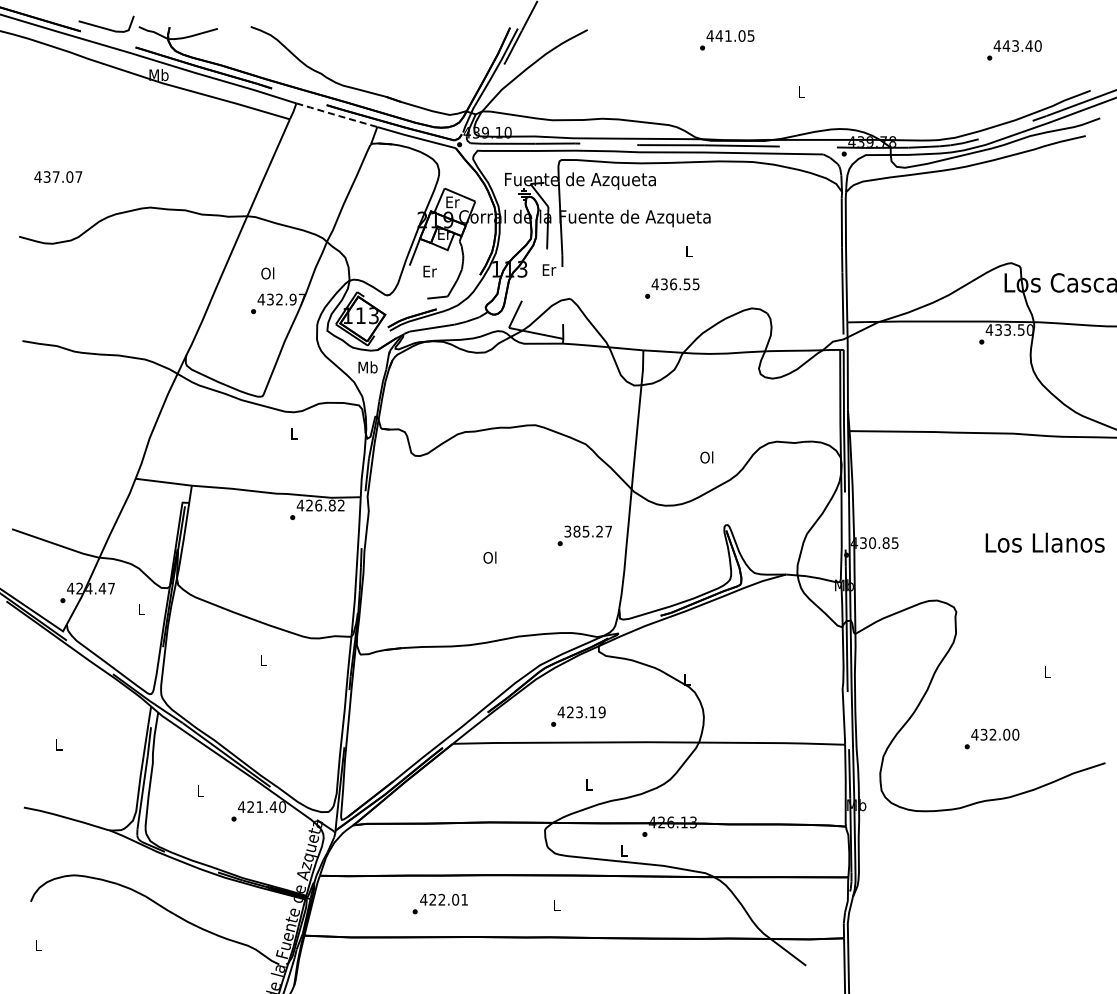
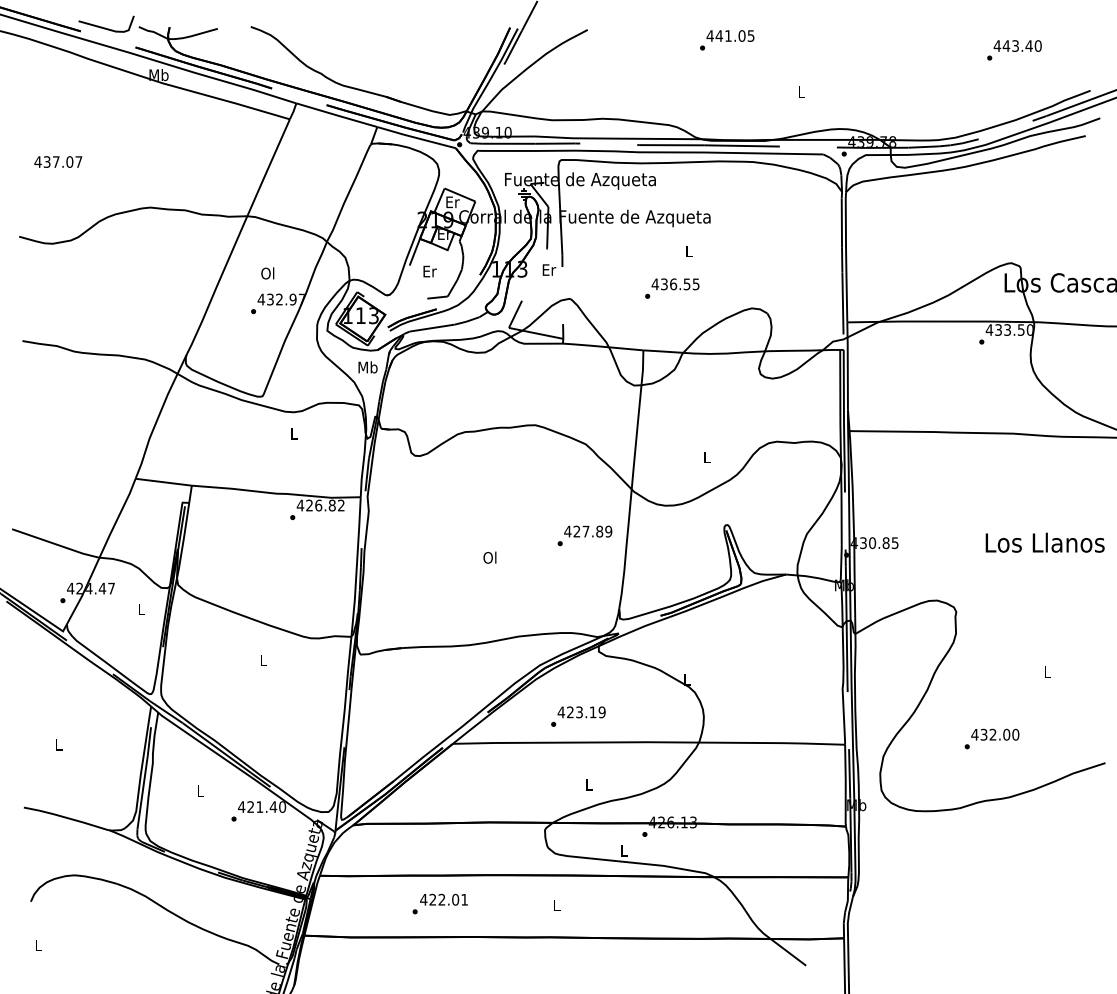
line: dashed -> solid (337, 115)
text position: (58, 176) -> (58, 161) (58, 161)
text: Ol -> L (706, 457)
text: 385.27 -> 427.89 (588, 531)
